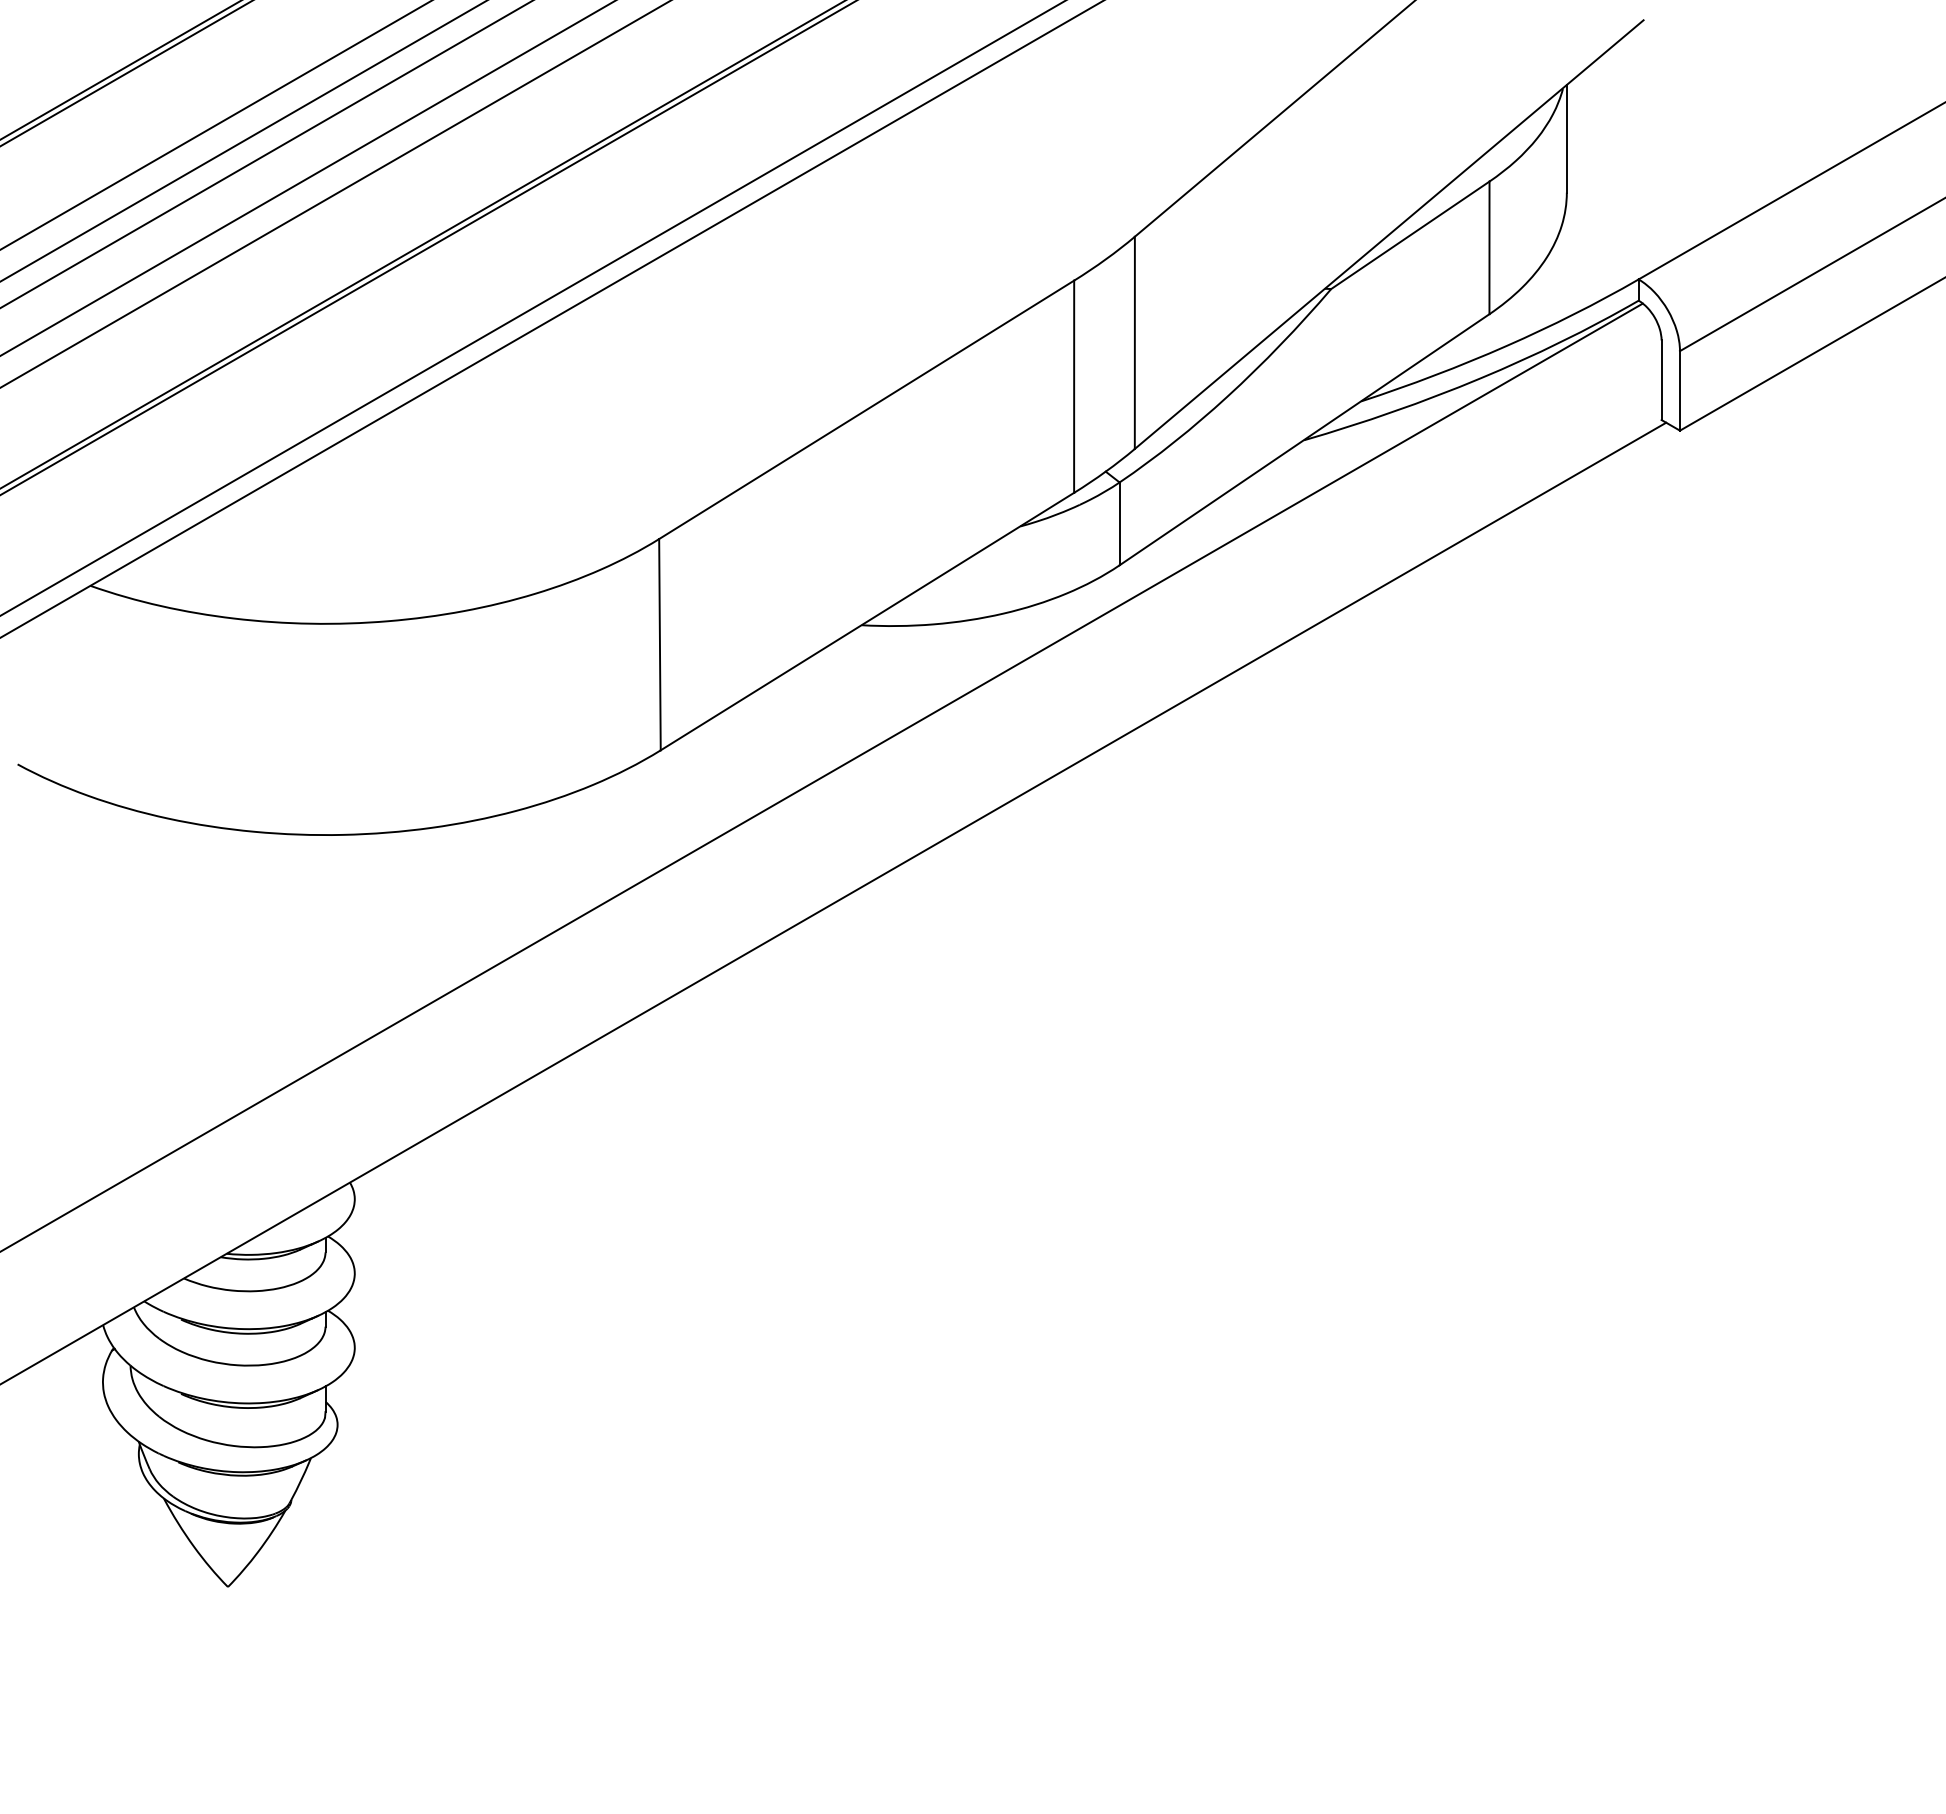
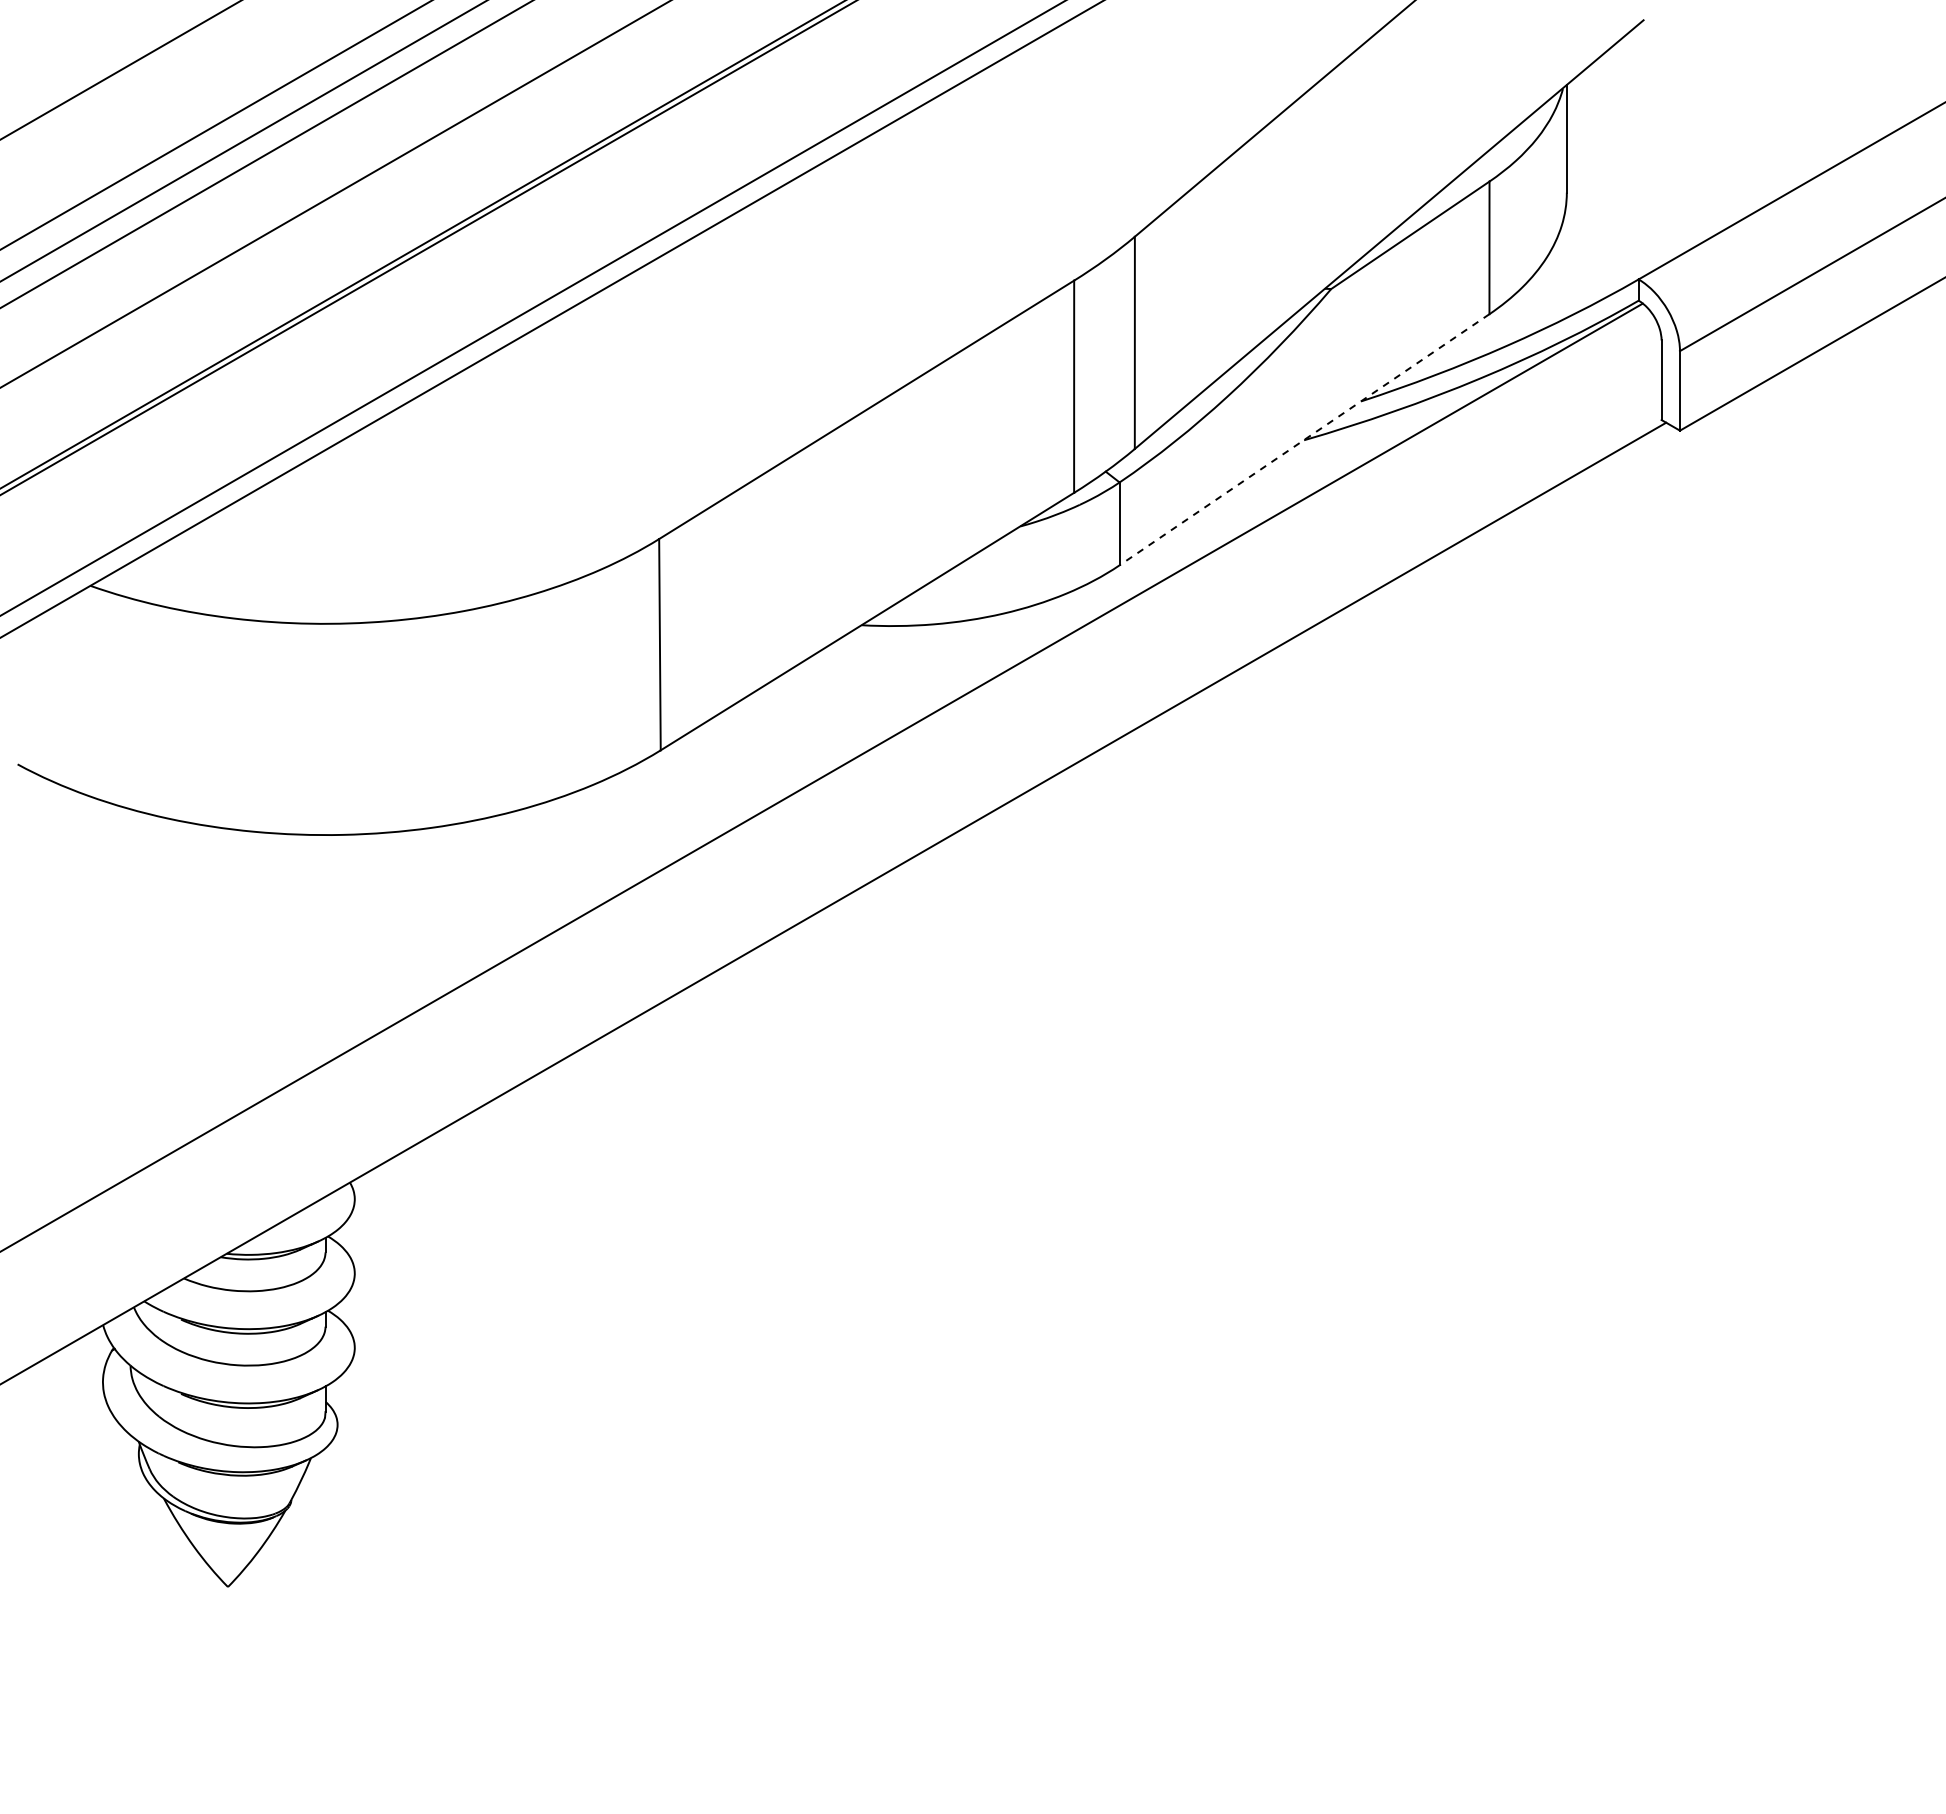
line: present -> none (126, 73)
line: present -> none (307, 178)
line: solid -> dashed (1304, 439)
